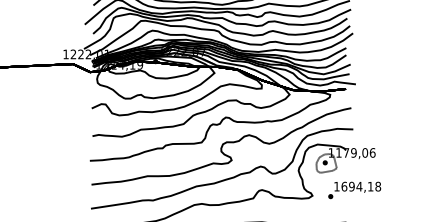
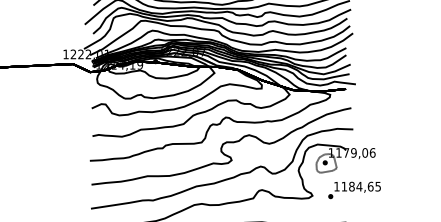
text: 1694,18 -> 1184,65 (361, 186)
